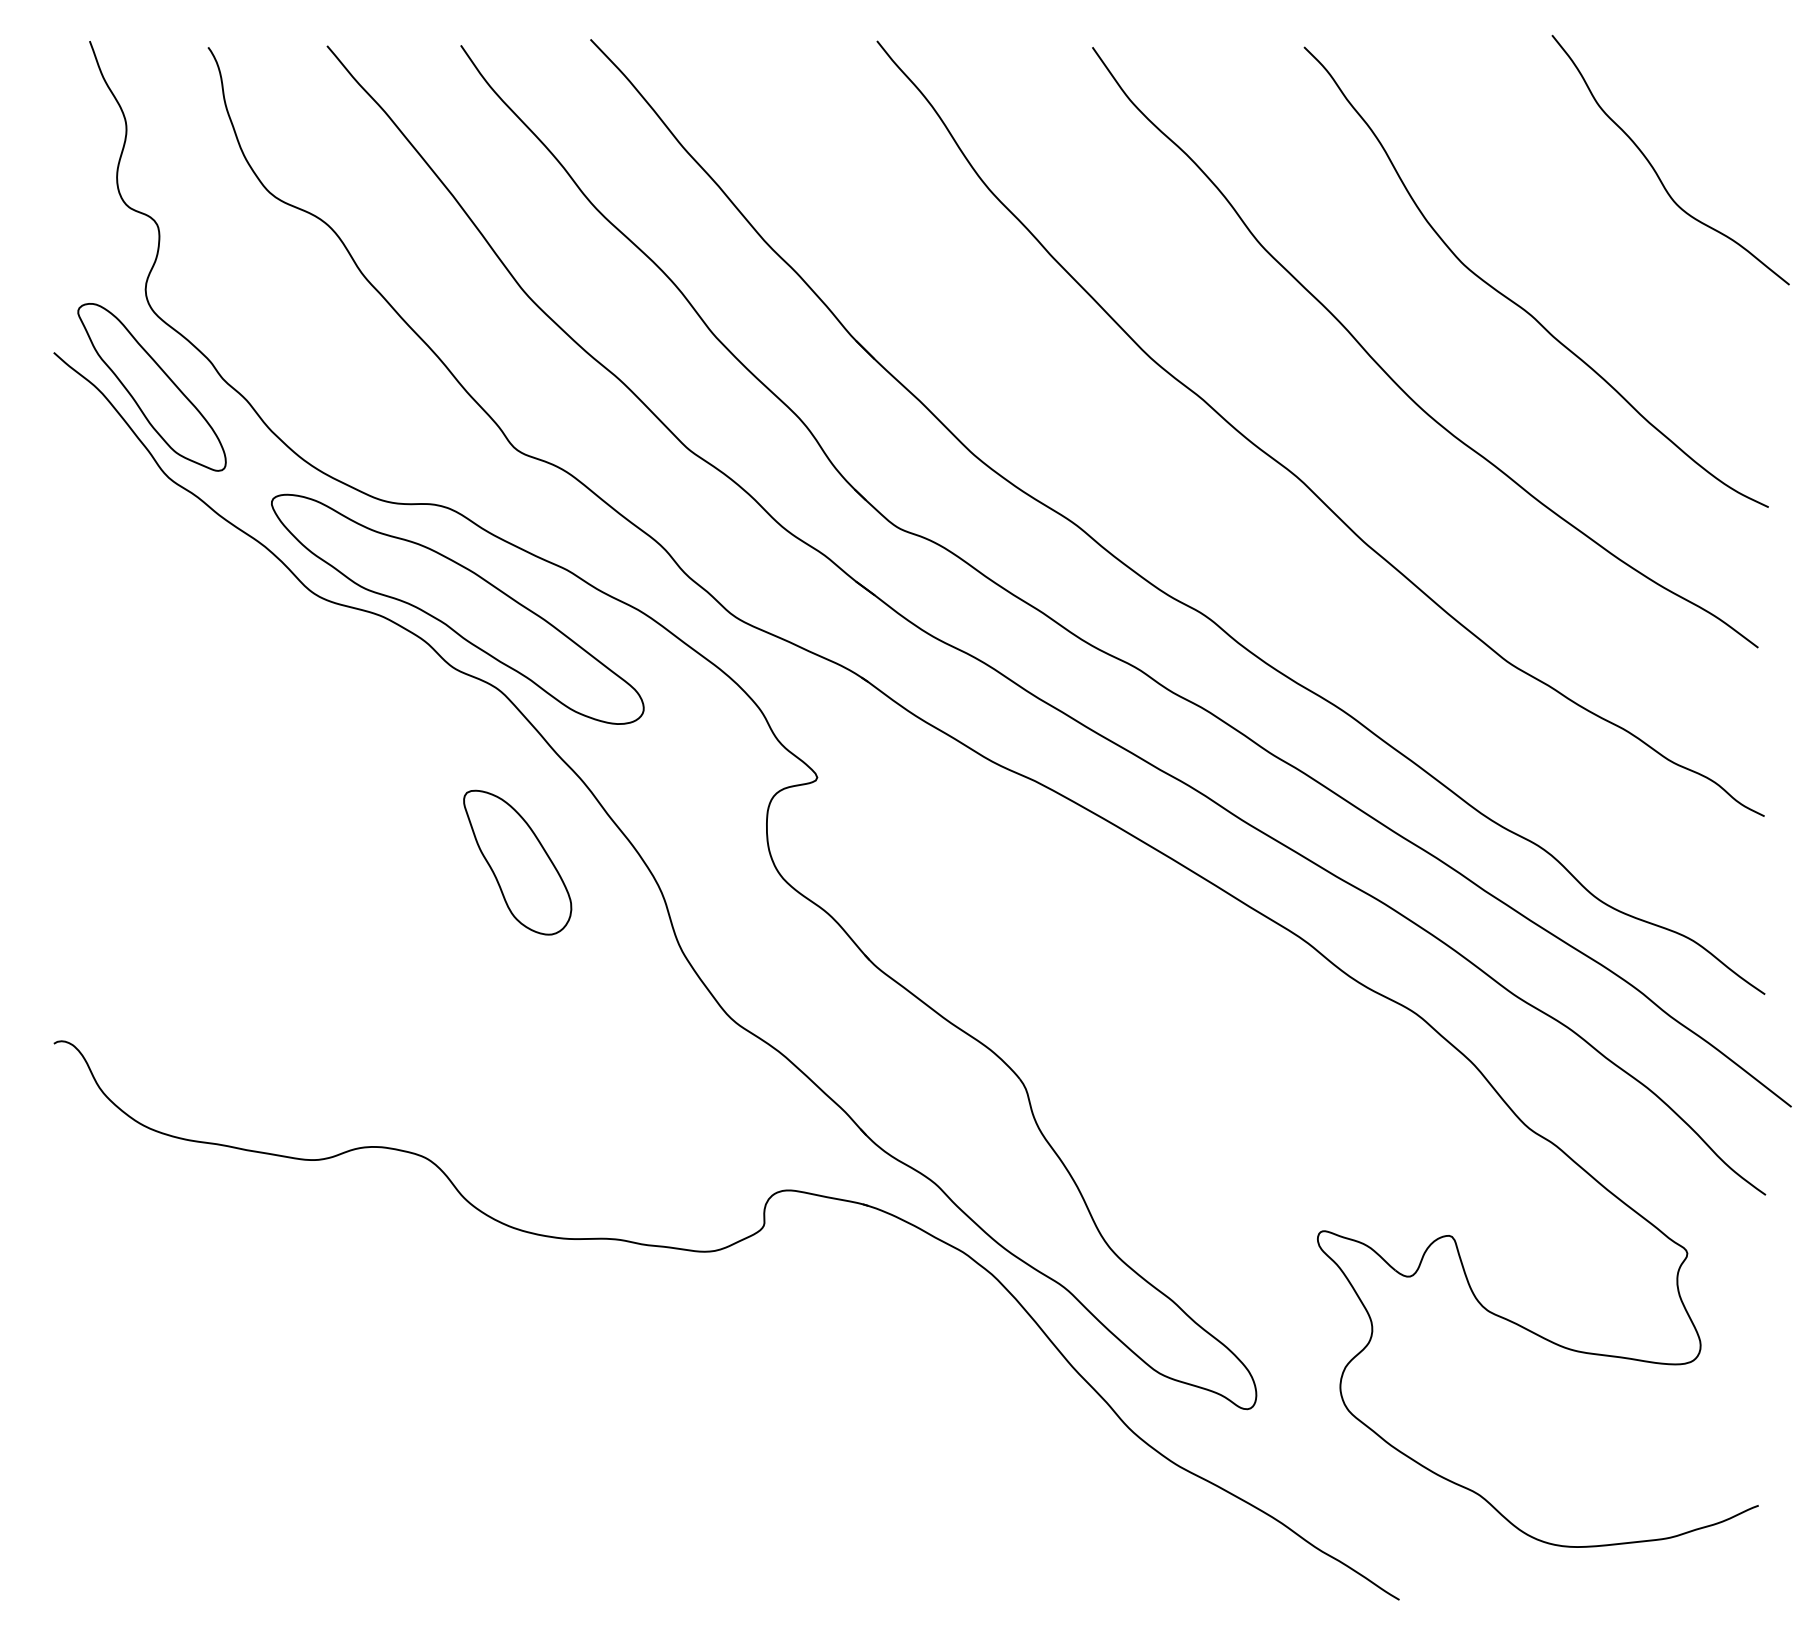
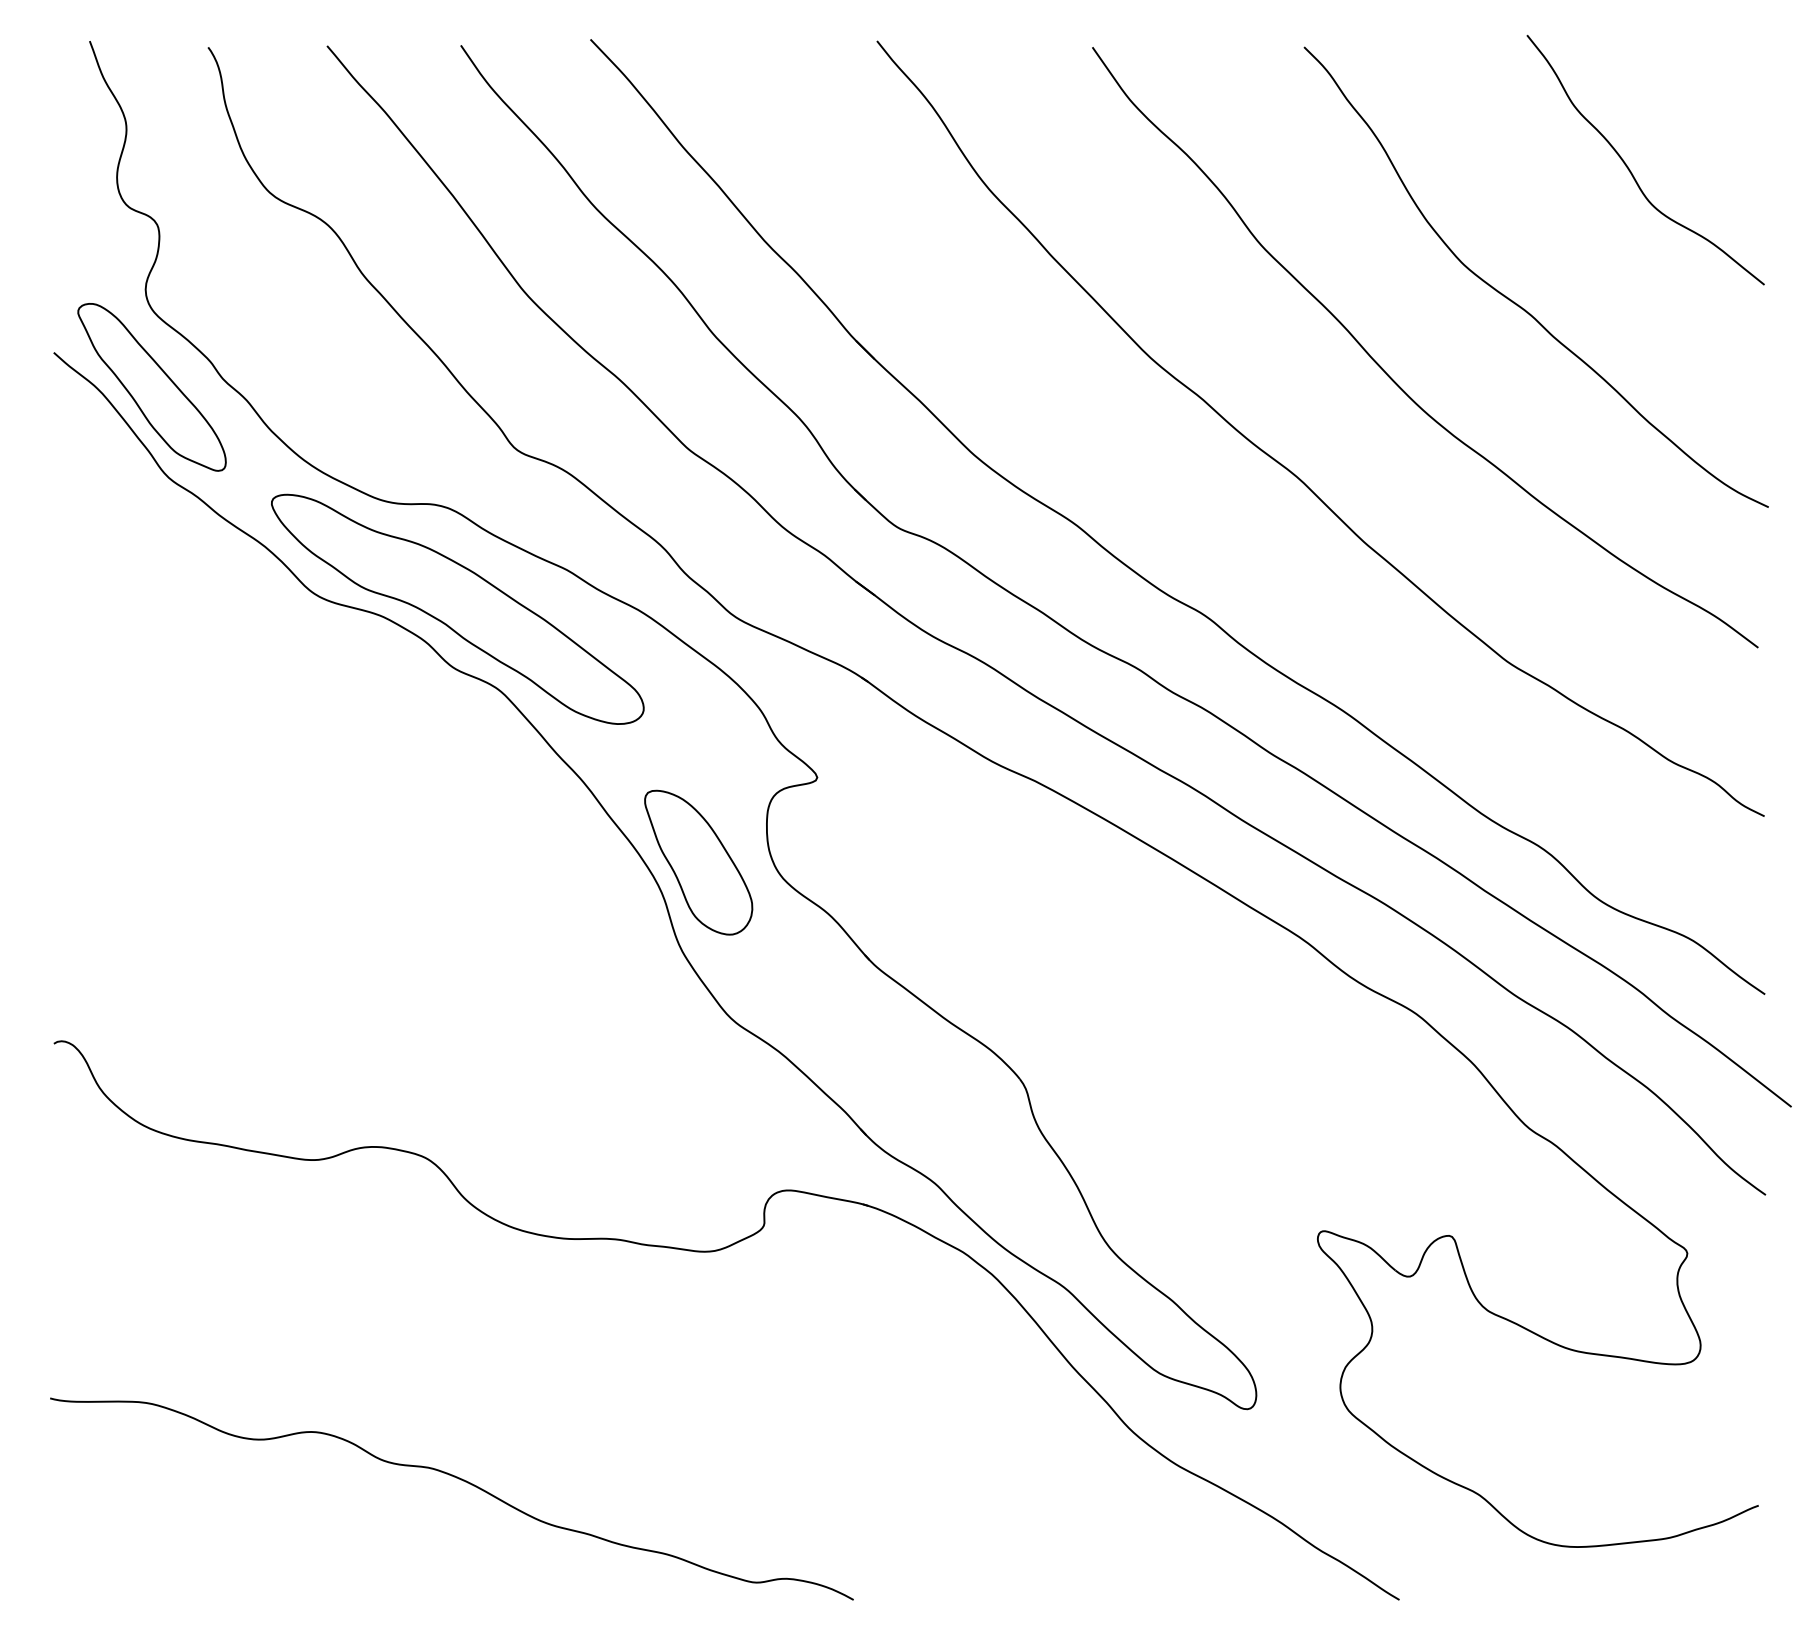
curve position: (1654, 168) -> (1629, 168) (1629, 168)
part position: (517, 862) -> (698, 862) (698, 862)
curve: none -> present (458, 1479)
